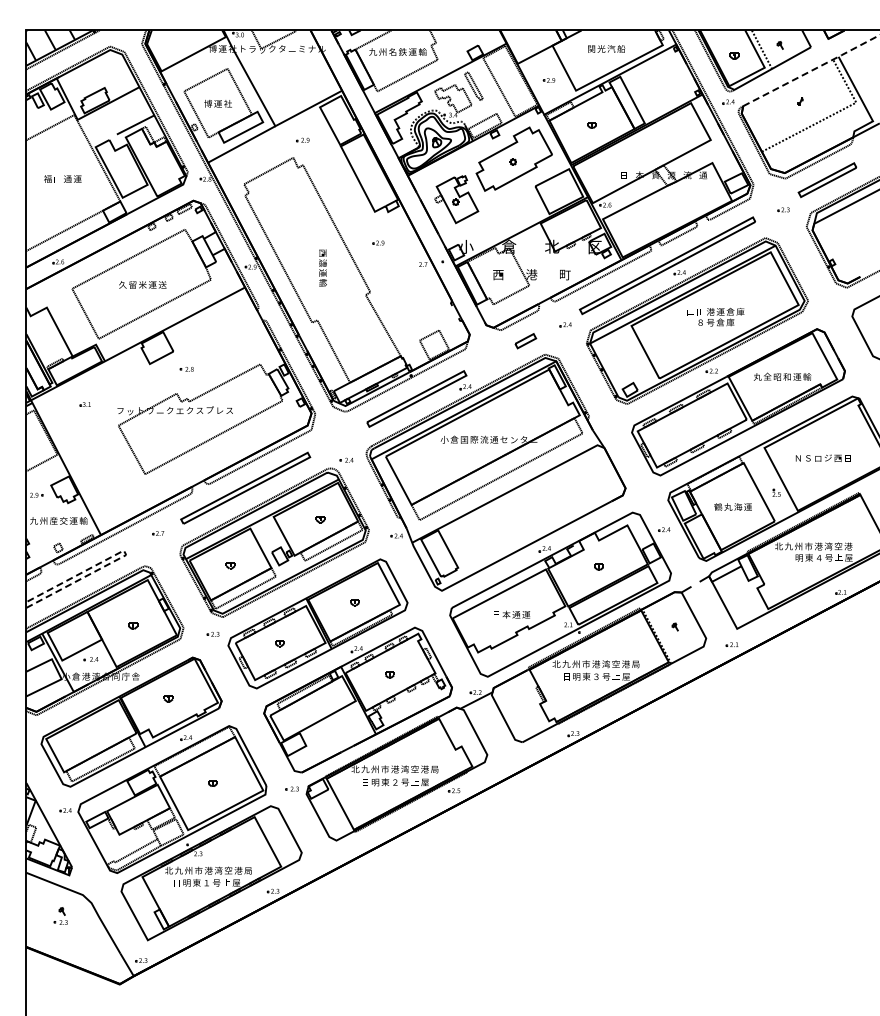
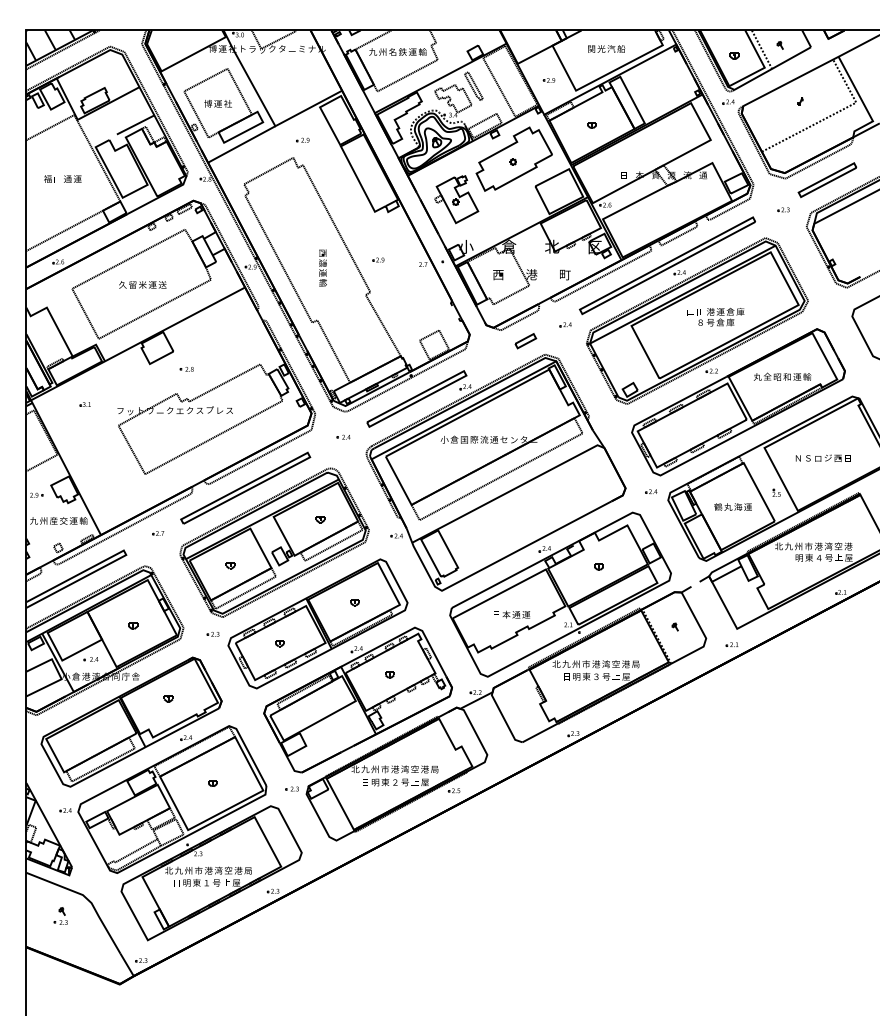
line: dashed -> solid (812, 70)
part position: (378, 242) -> (378, 259) (378, 259)
part position: (346, 459) -> (343, 436) (343, 436)
part position: (664, 529) -> (651, 491) (651, 491)
line: dashed -> solid (125, 553)
